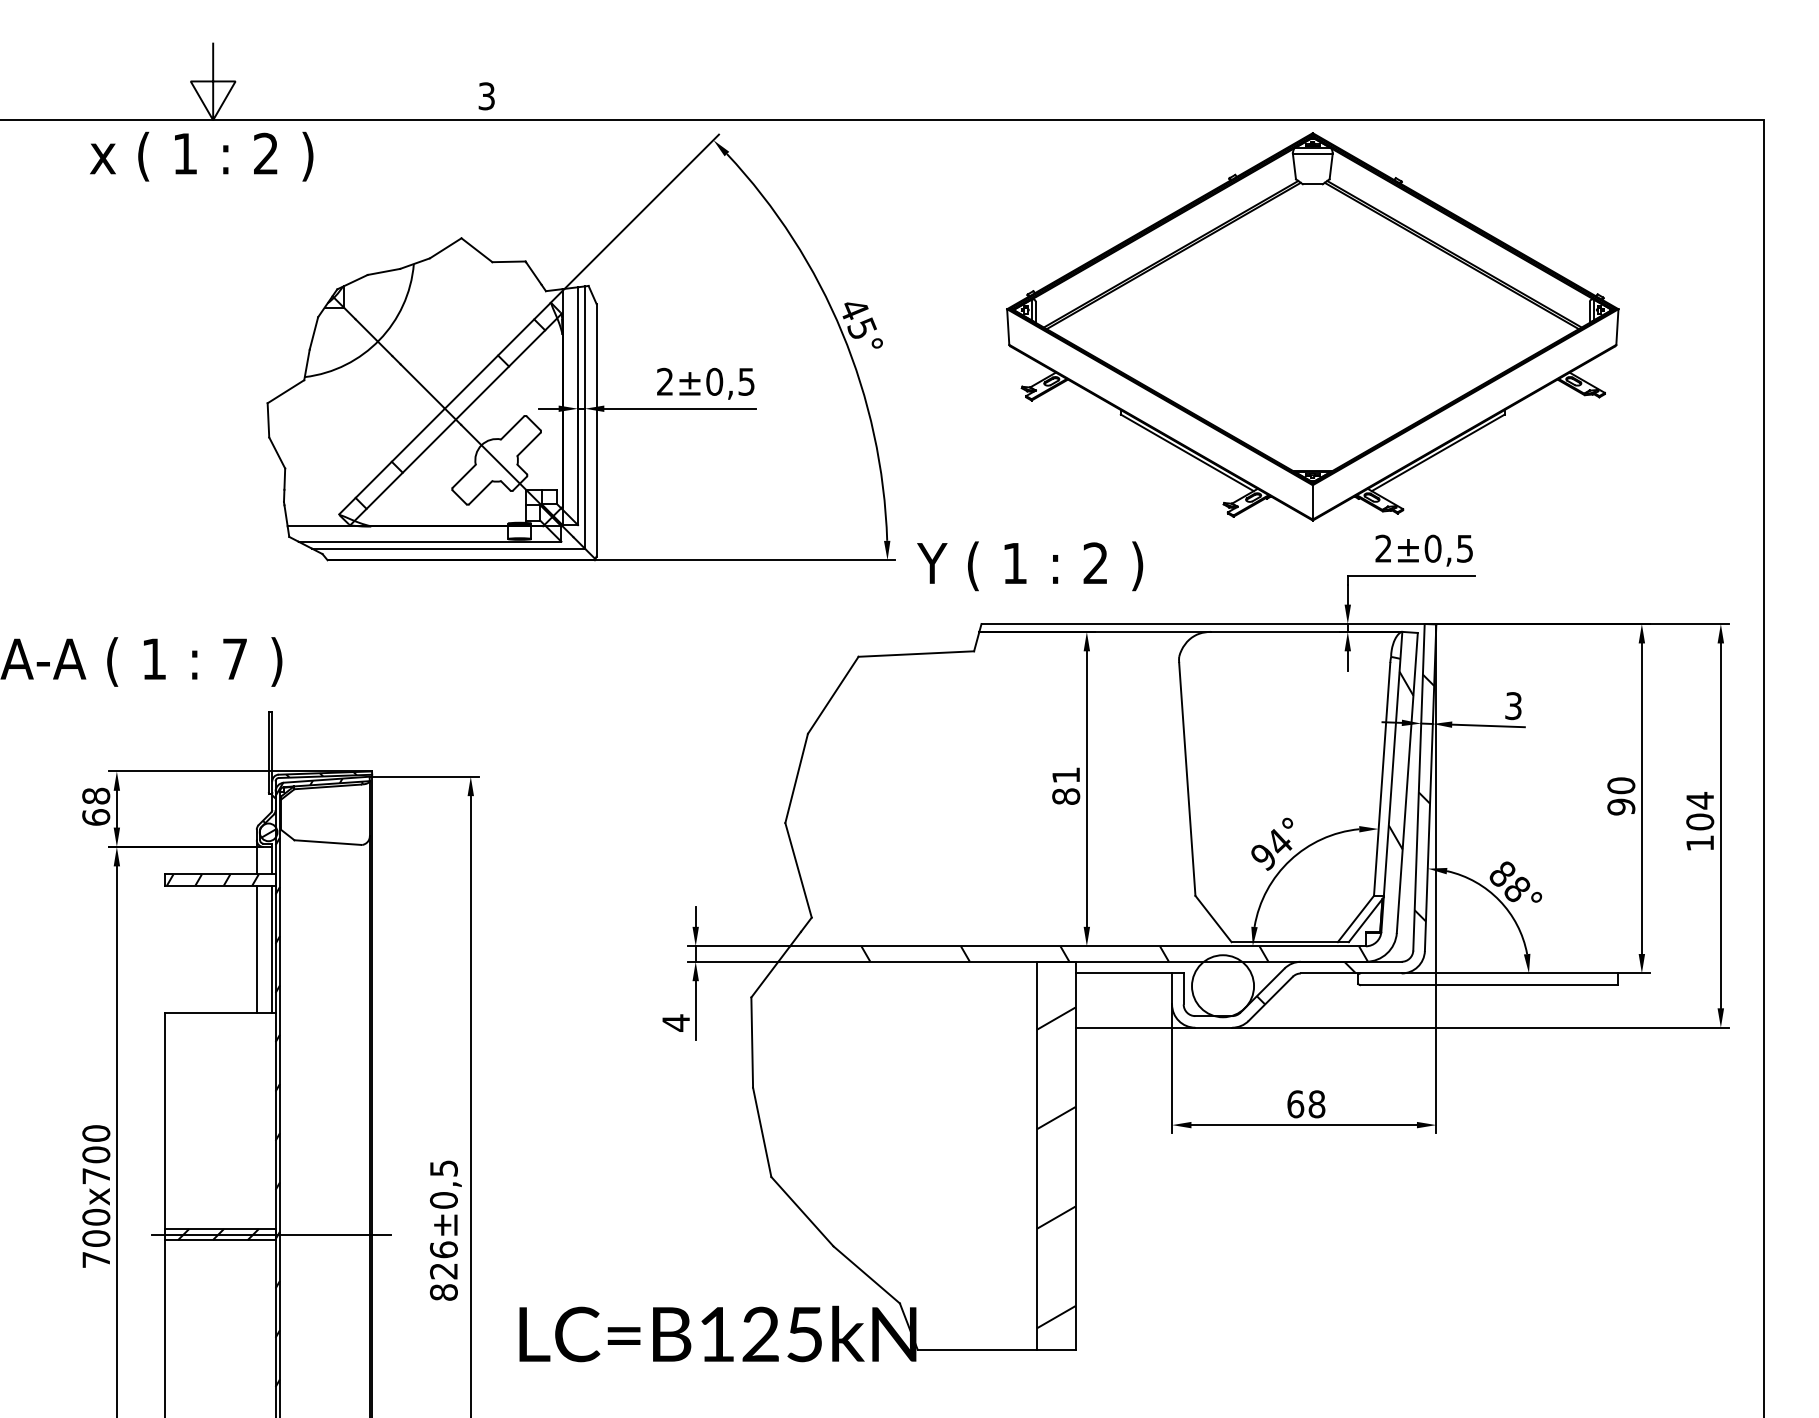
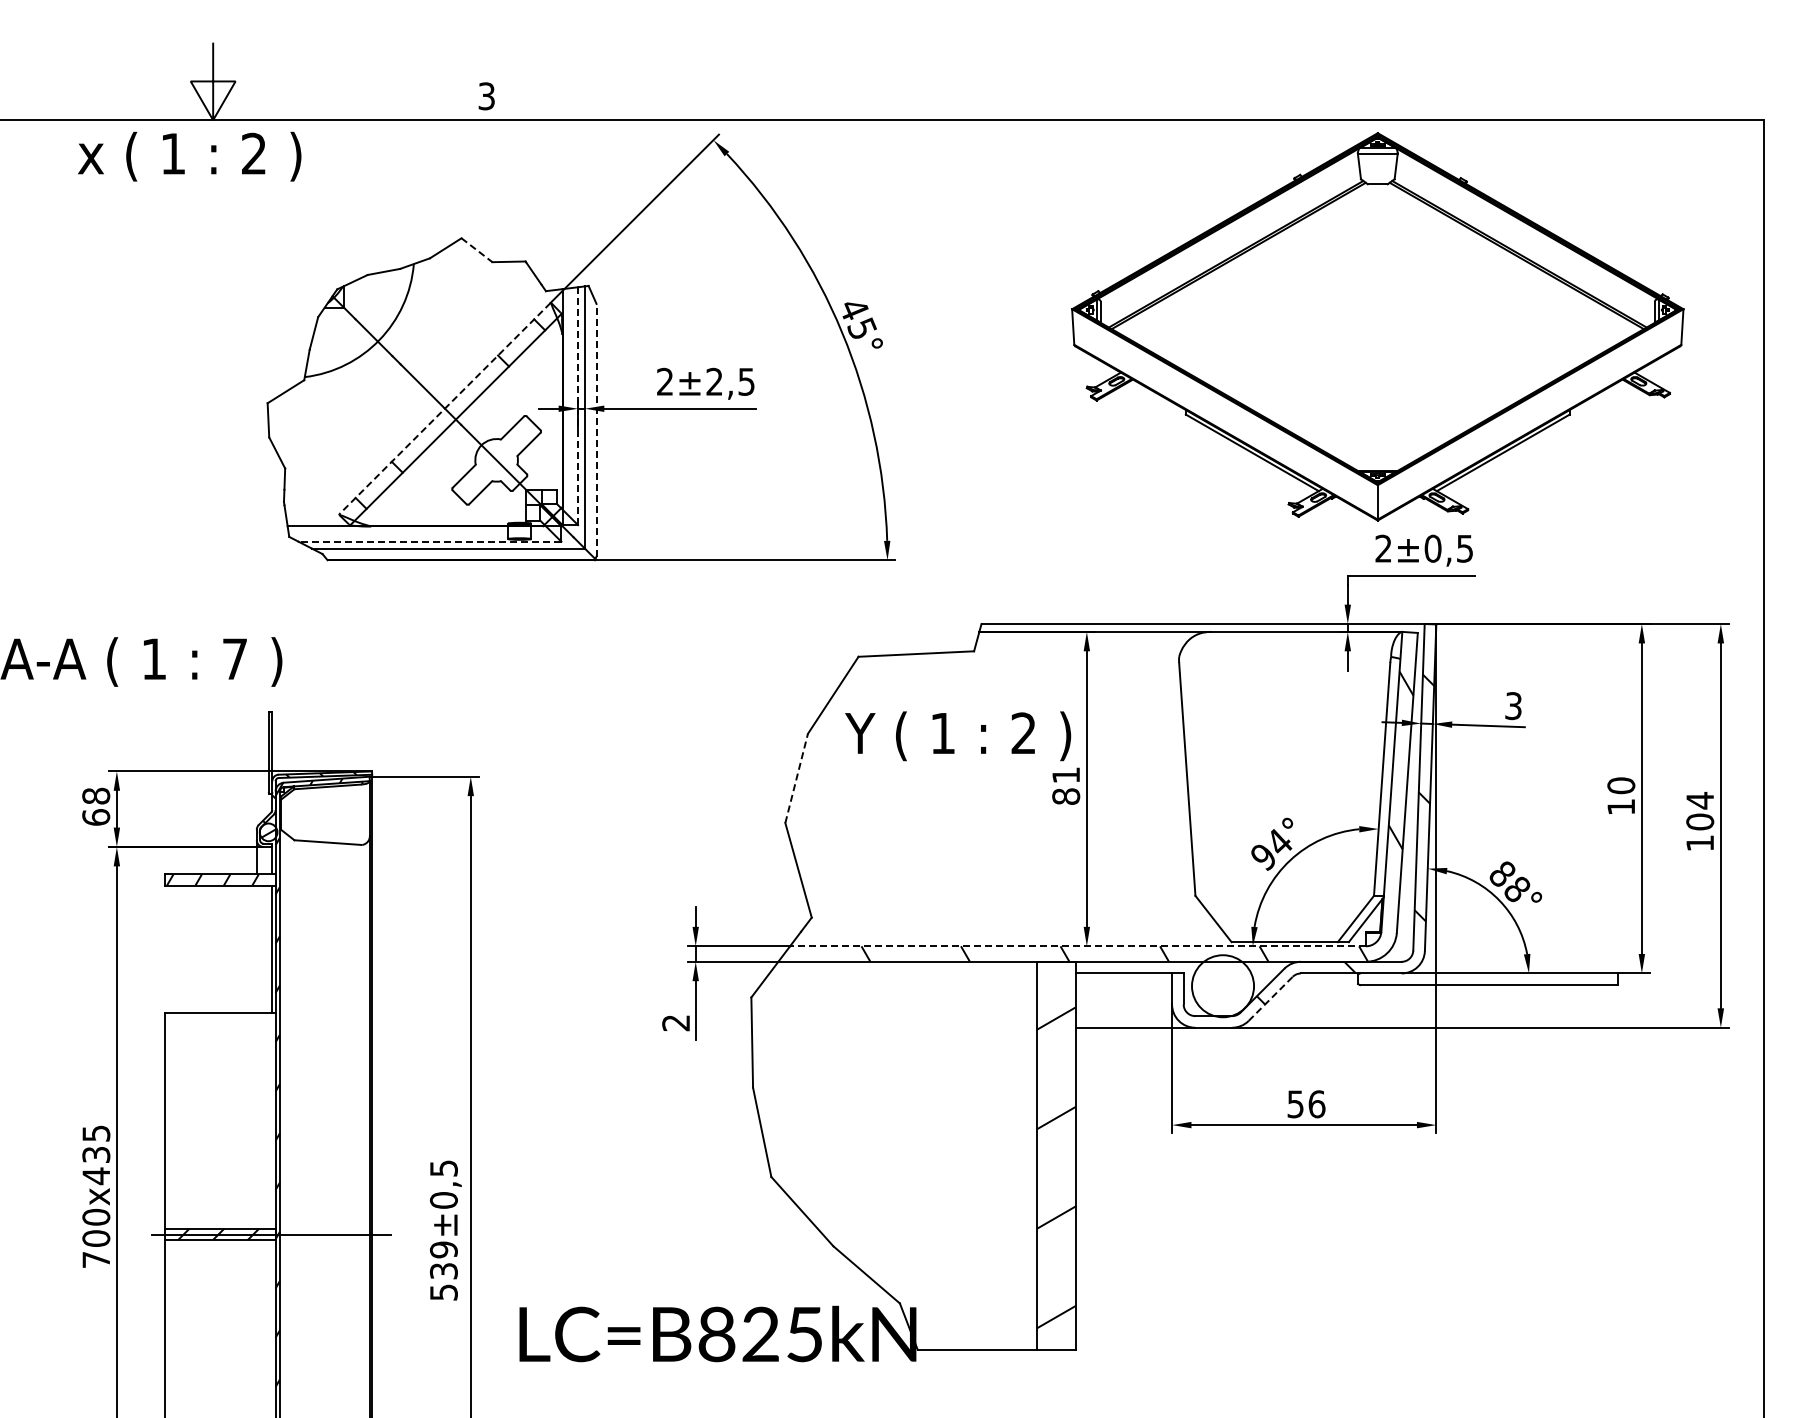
text position: (201, 156) -> (189, 156) (189, 156)
line: solid -> dashed (476, 250)
part position: (1312, 326) -> (1377, 326) (1377, 326)
text: ±0,5 -> ±2,5 (714, 381)
line: solid -> dashed (578, 406)
line: solid -> dashed (444, 409)
line: solid -> dashed (596, 429)
line: solid -> dashed (429, 541)
text position: (1030, 566) -> (958, 736) (958, 736)
line: solid -> dashed (796, 777)
text: 90 -> 10 (1621, 806)
line: solid -> dashed (1077, 946)
line: present -> none (256, 948)
line: solid -> dashed (1271, 998)
text: 4 -> 2 (675, 1022)
text: 68 -> 56 (1306, 1104)
text: x700 -> x435 (96, 1155)
text: 826 -> 539 (443, 1270)
text: LC=B125kN -> LC=B825kN (716, 1334)
